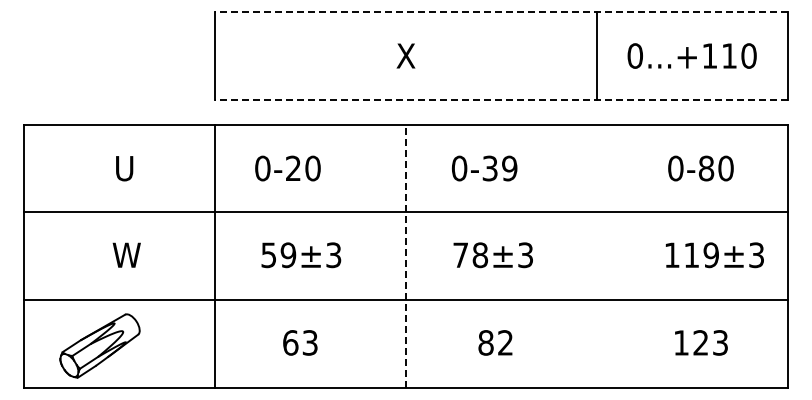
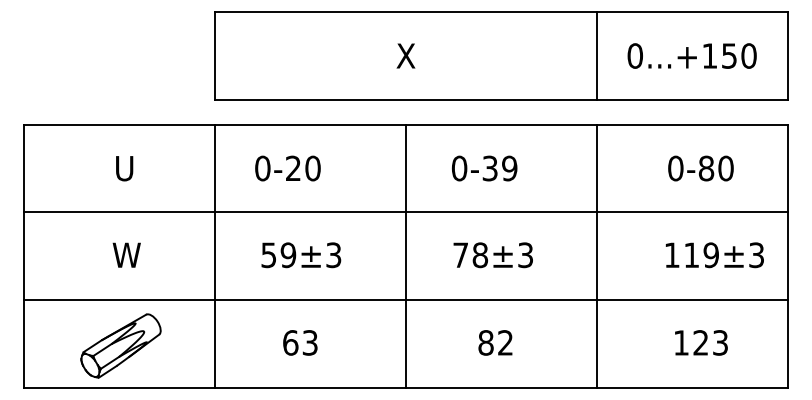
line: dashed -> solid (500, 12)
text: 0...+110 -> 0...+150 (729, 55)
line: dashed -> solid (500, 99)
line: dashed -> solid (406, 255)
line: none -> present (596, 255)
part position: (99, 345) -> (120, 345) (120, 345)
